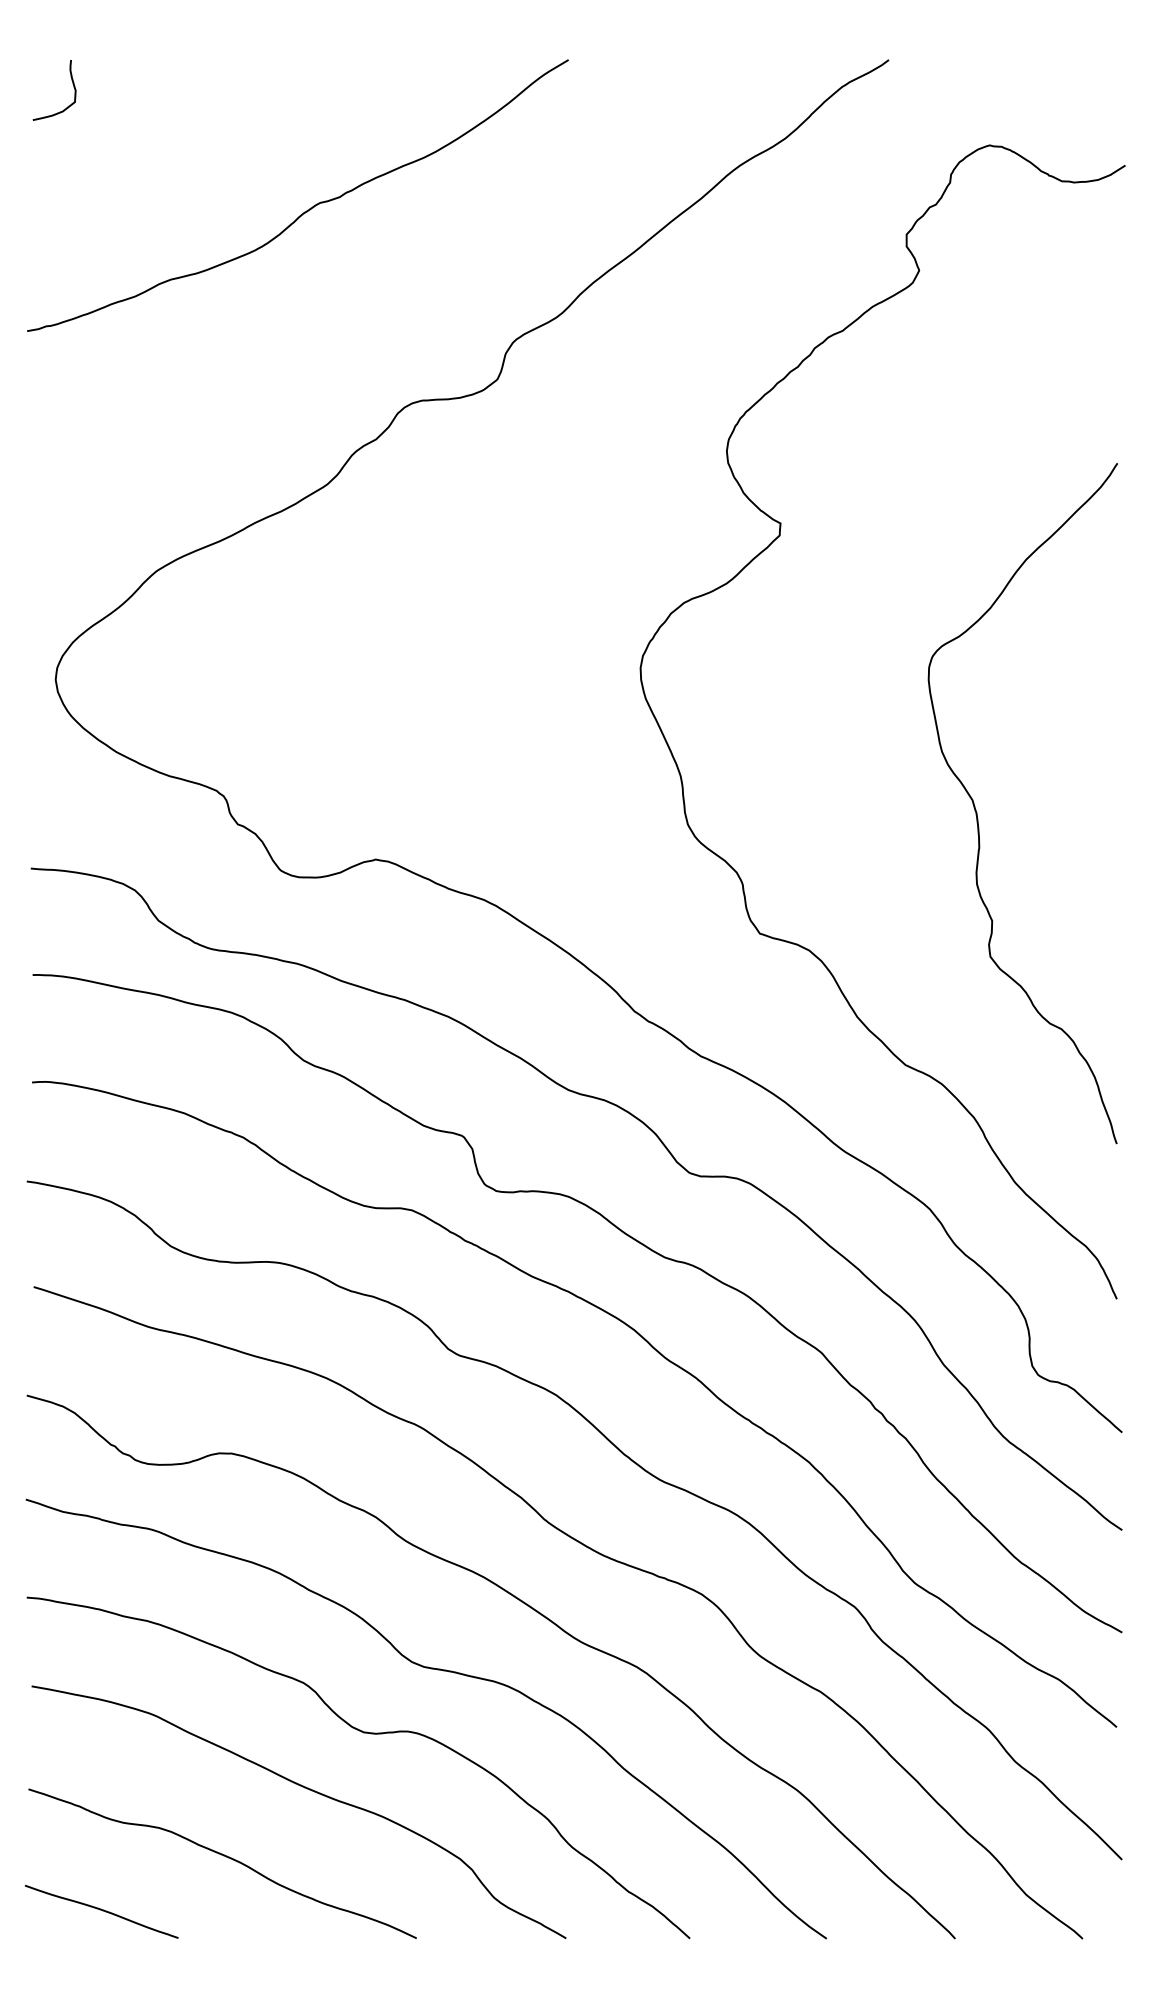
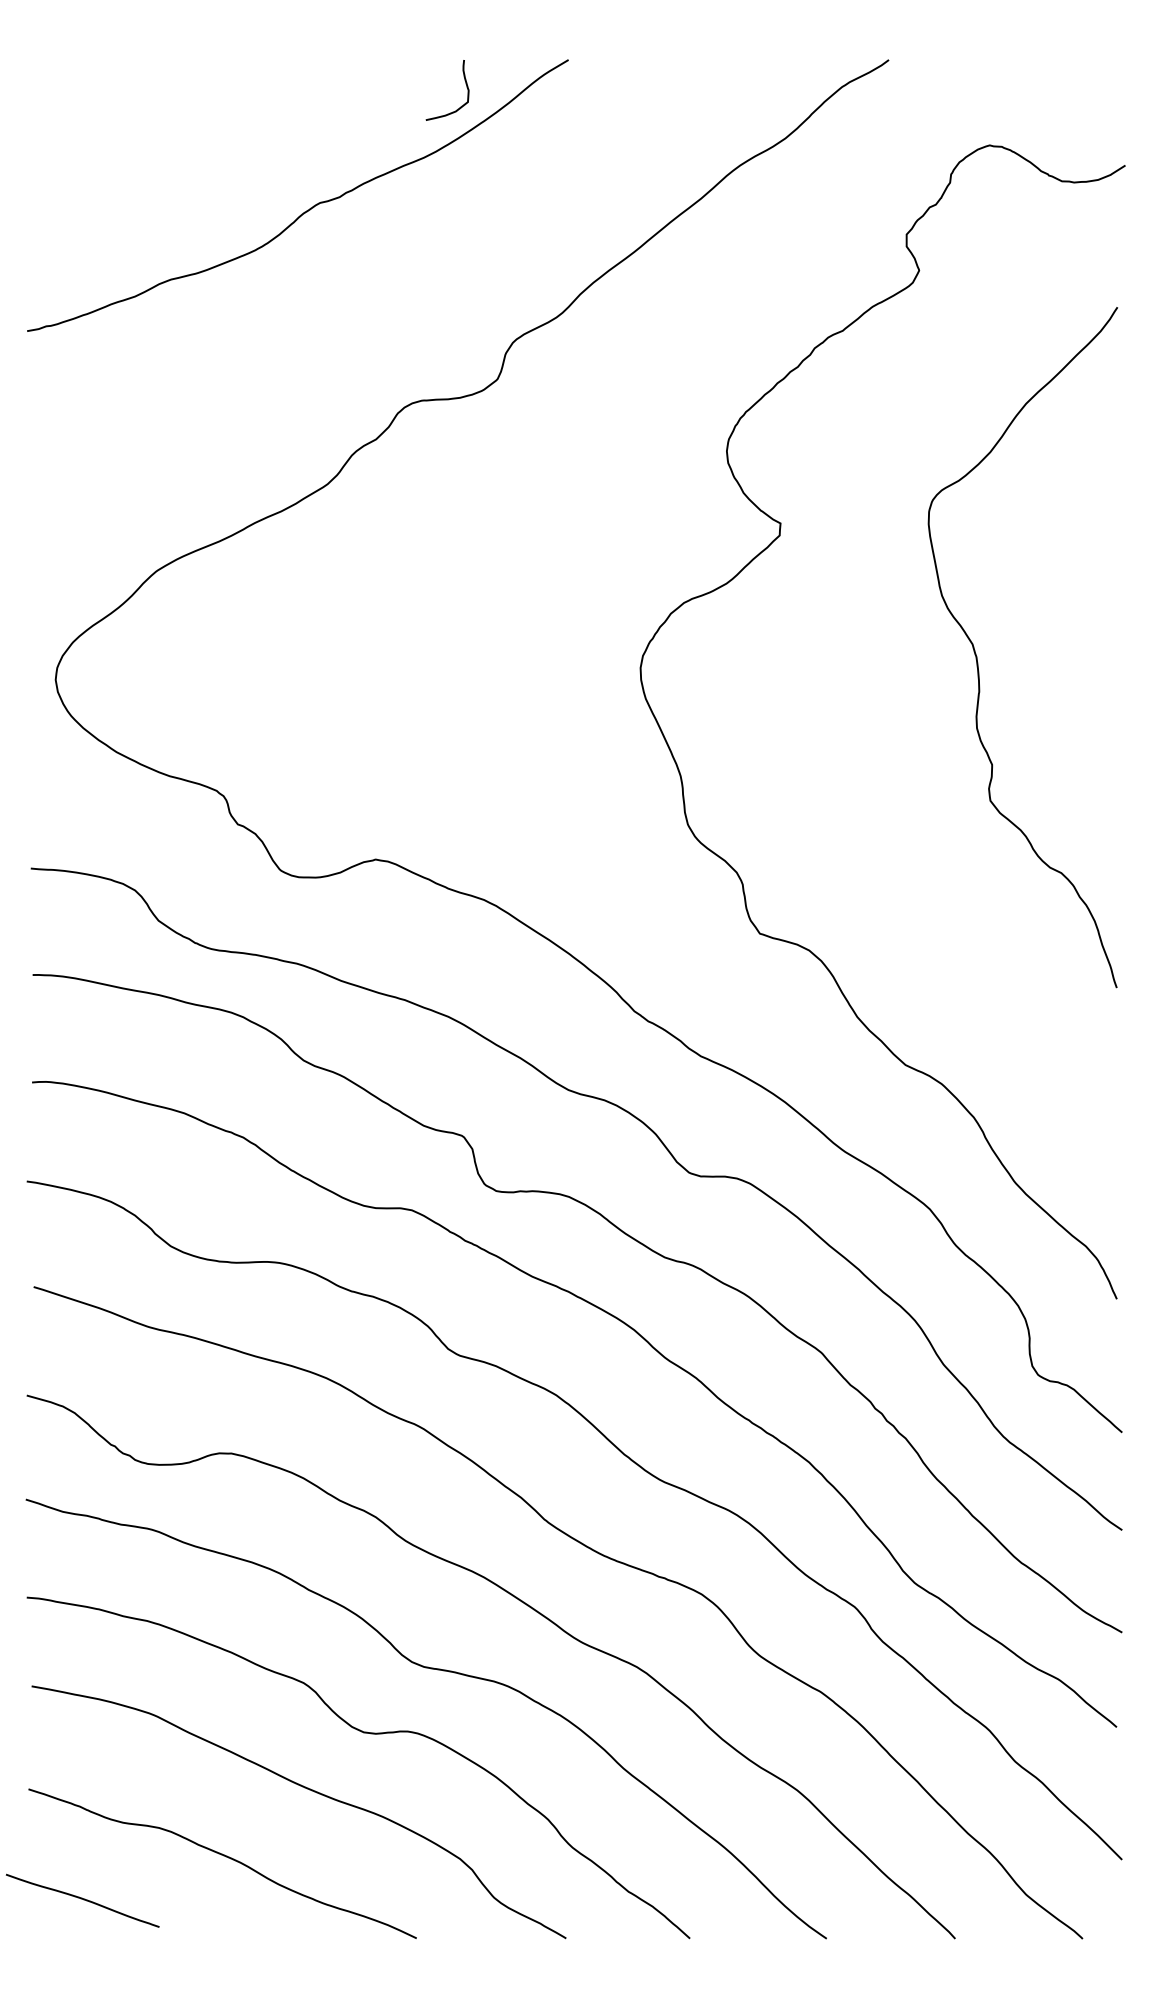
curve position: (72, 84) -> (465, 84) (465, 84)
curve position: (977, 812) -> (977, 656) (977, 656)
curve position: (101, 1910) -> (82, 1899) (82, 1899)
